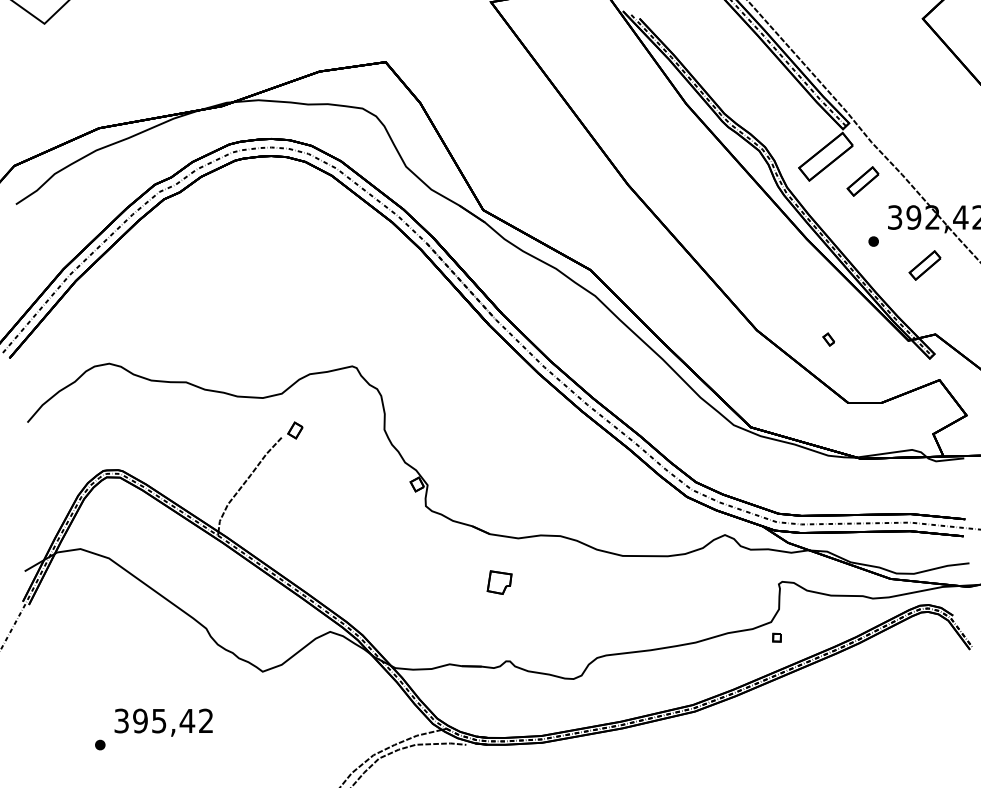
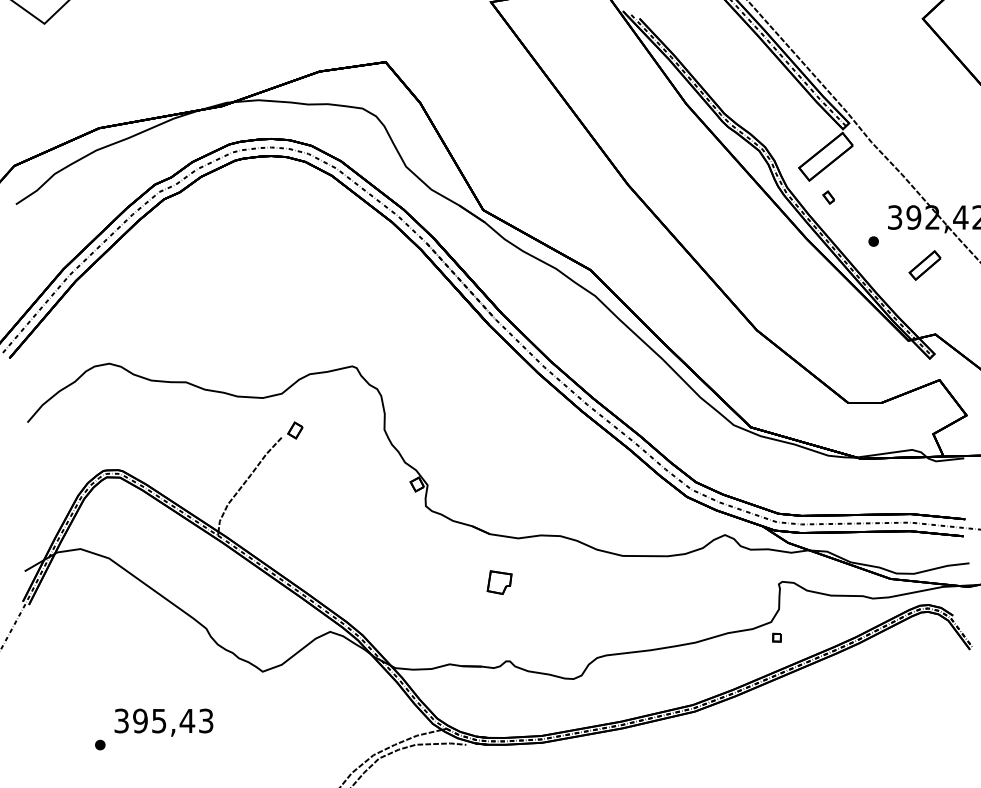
part: present -> none (862, 181)
part position: (828, 339) -> (828, 197) (828, 197)
text: 395,42 -> 395,43 (206, 721)
